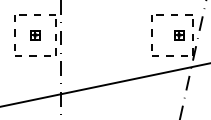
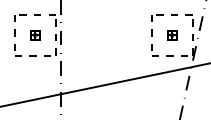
part position: (179, 35) -> (172, 35) (172, 35)
